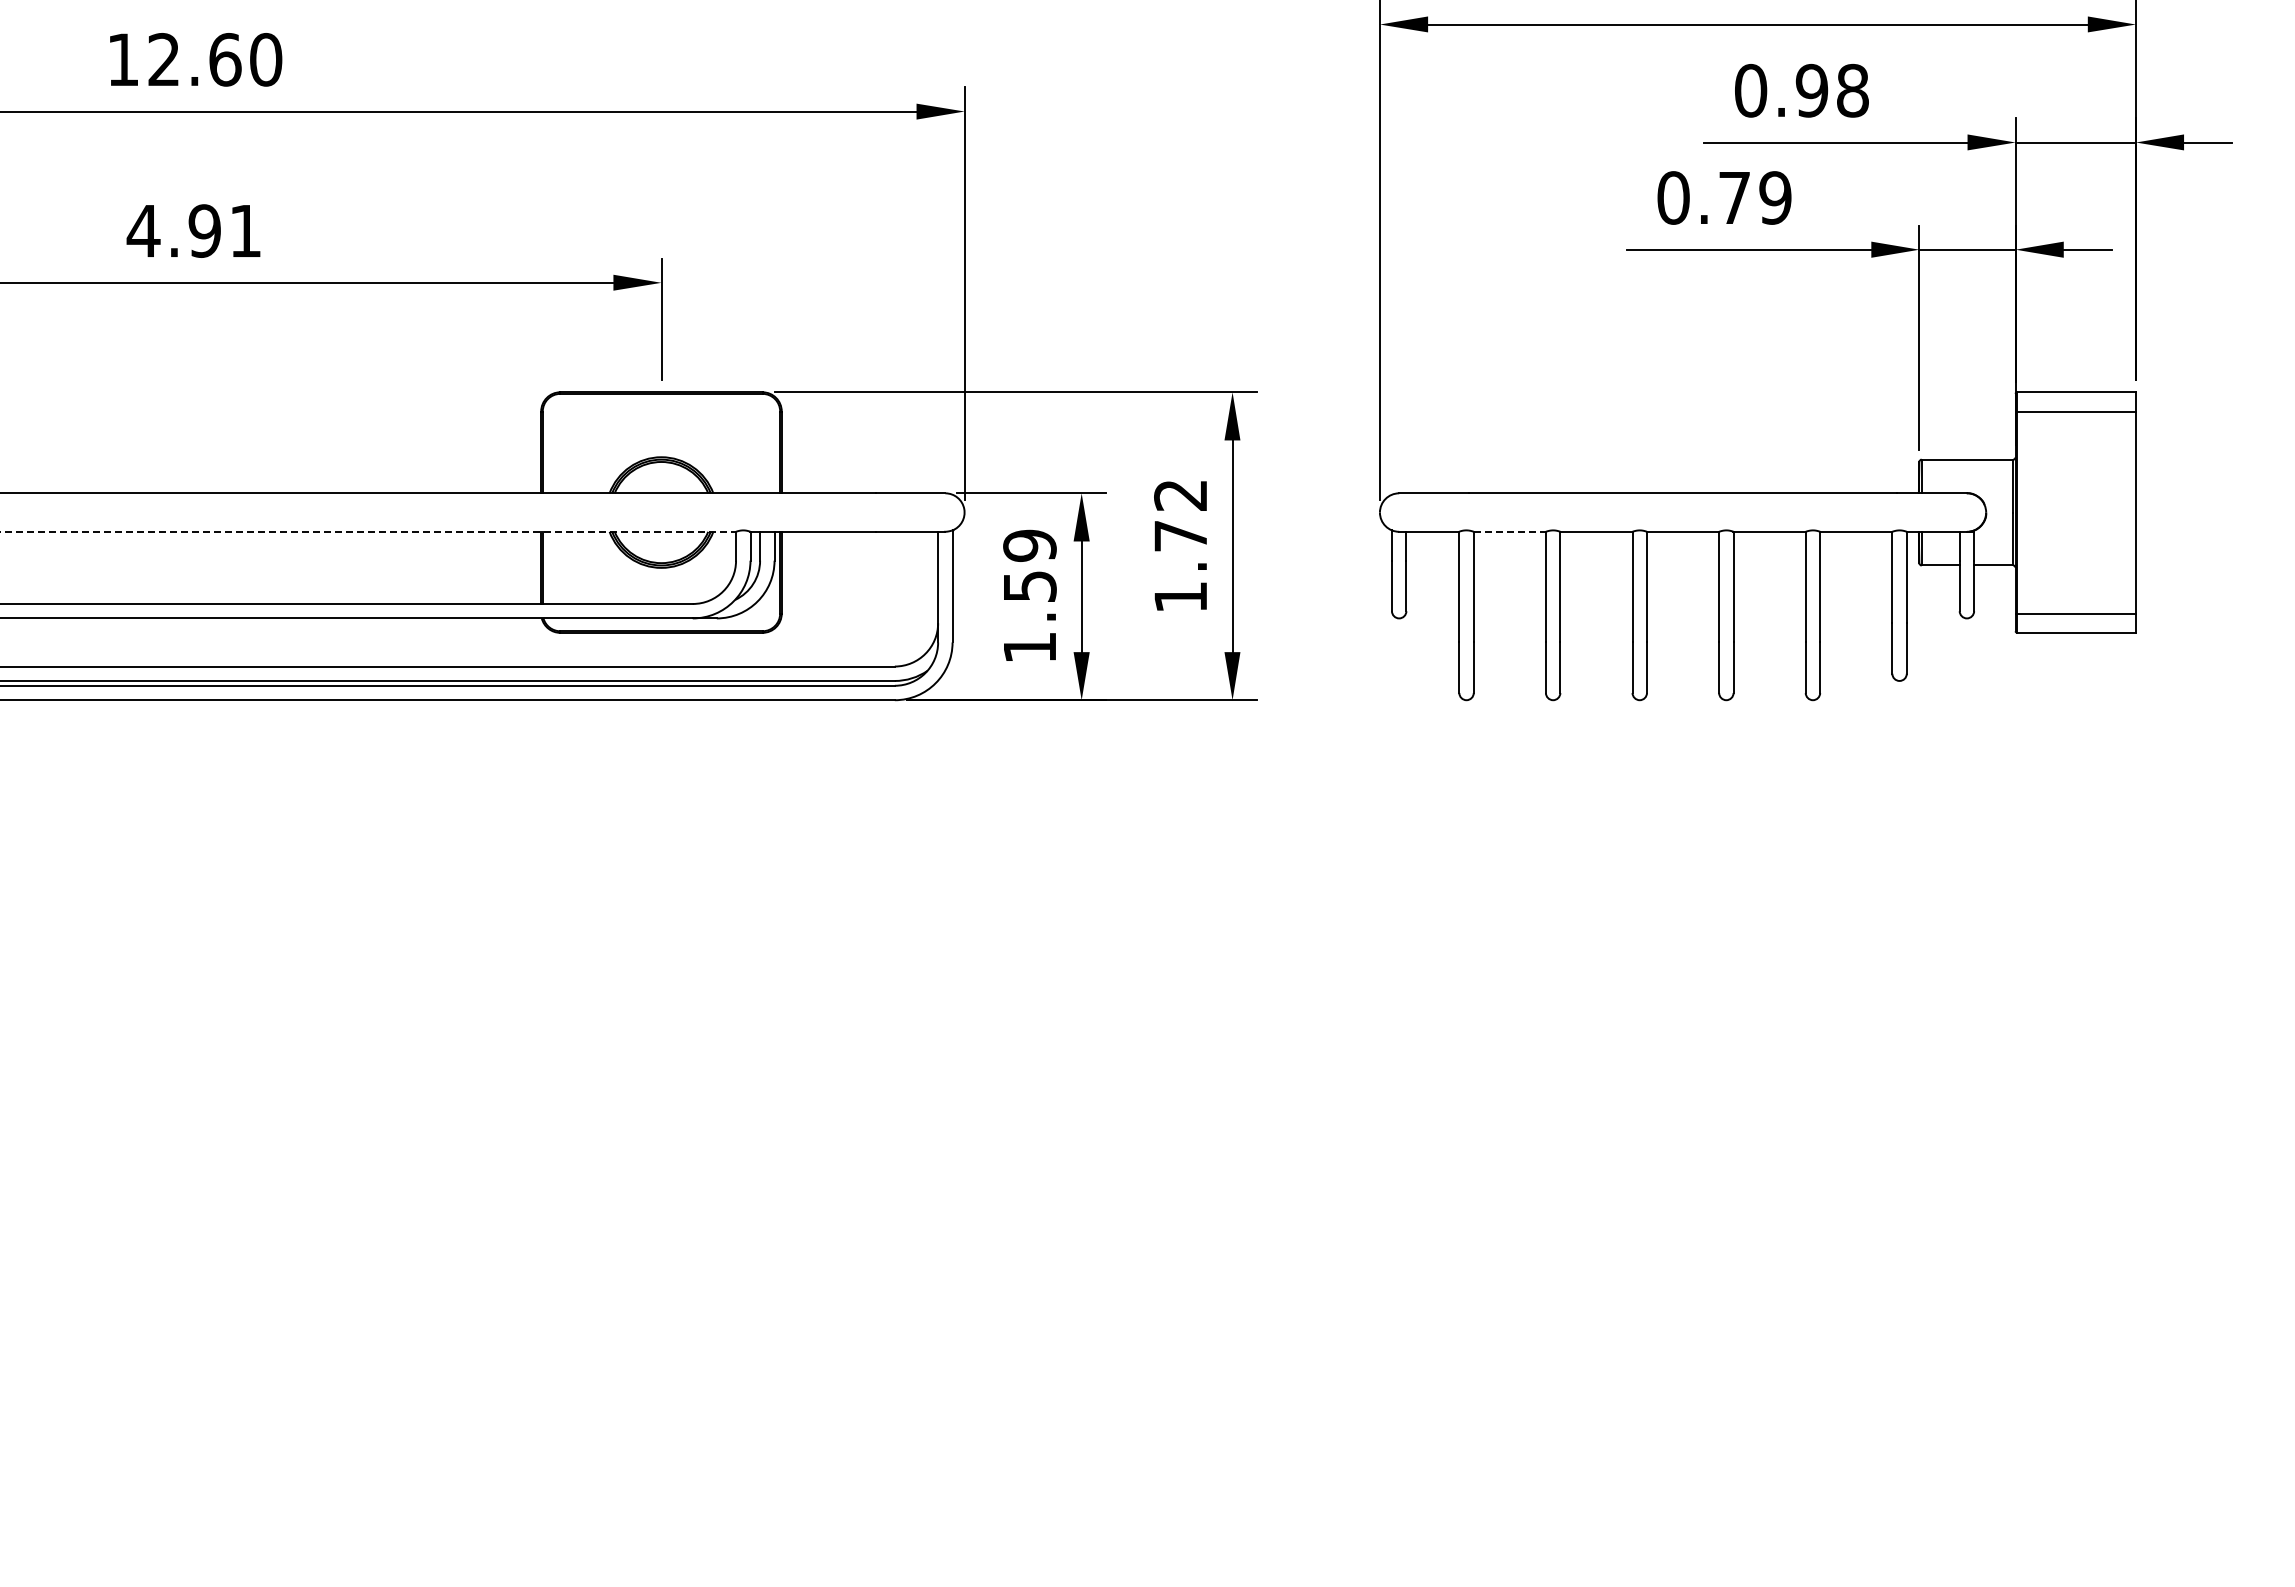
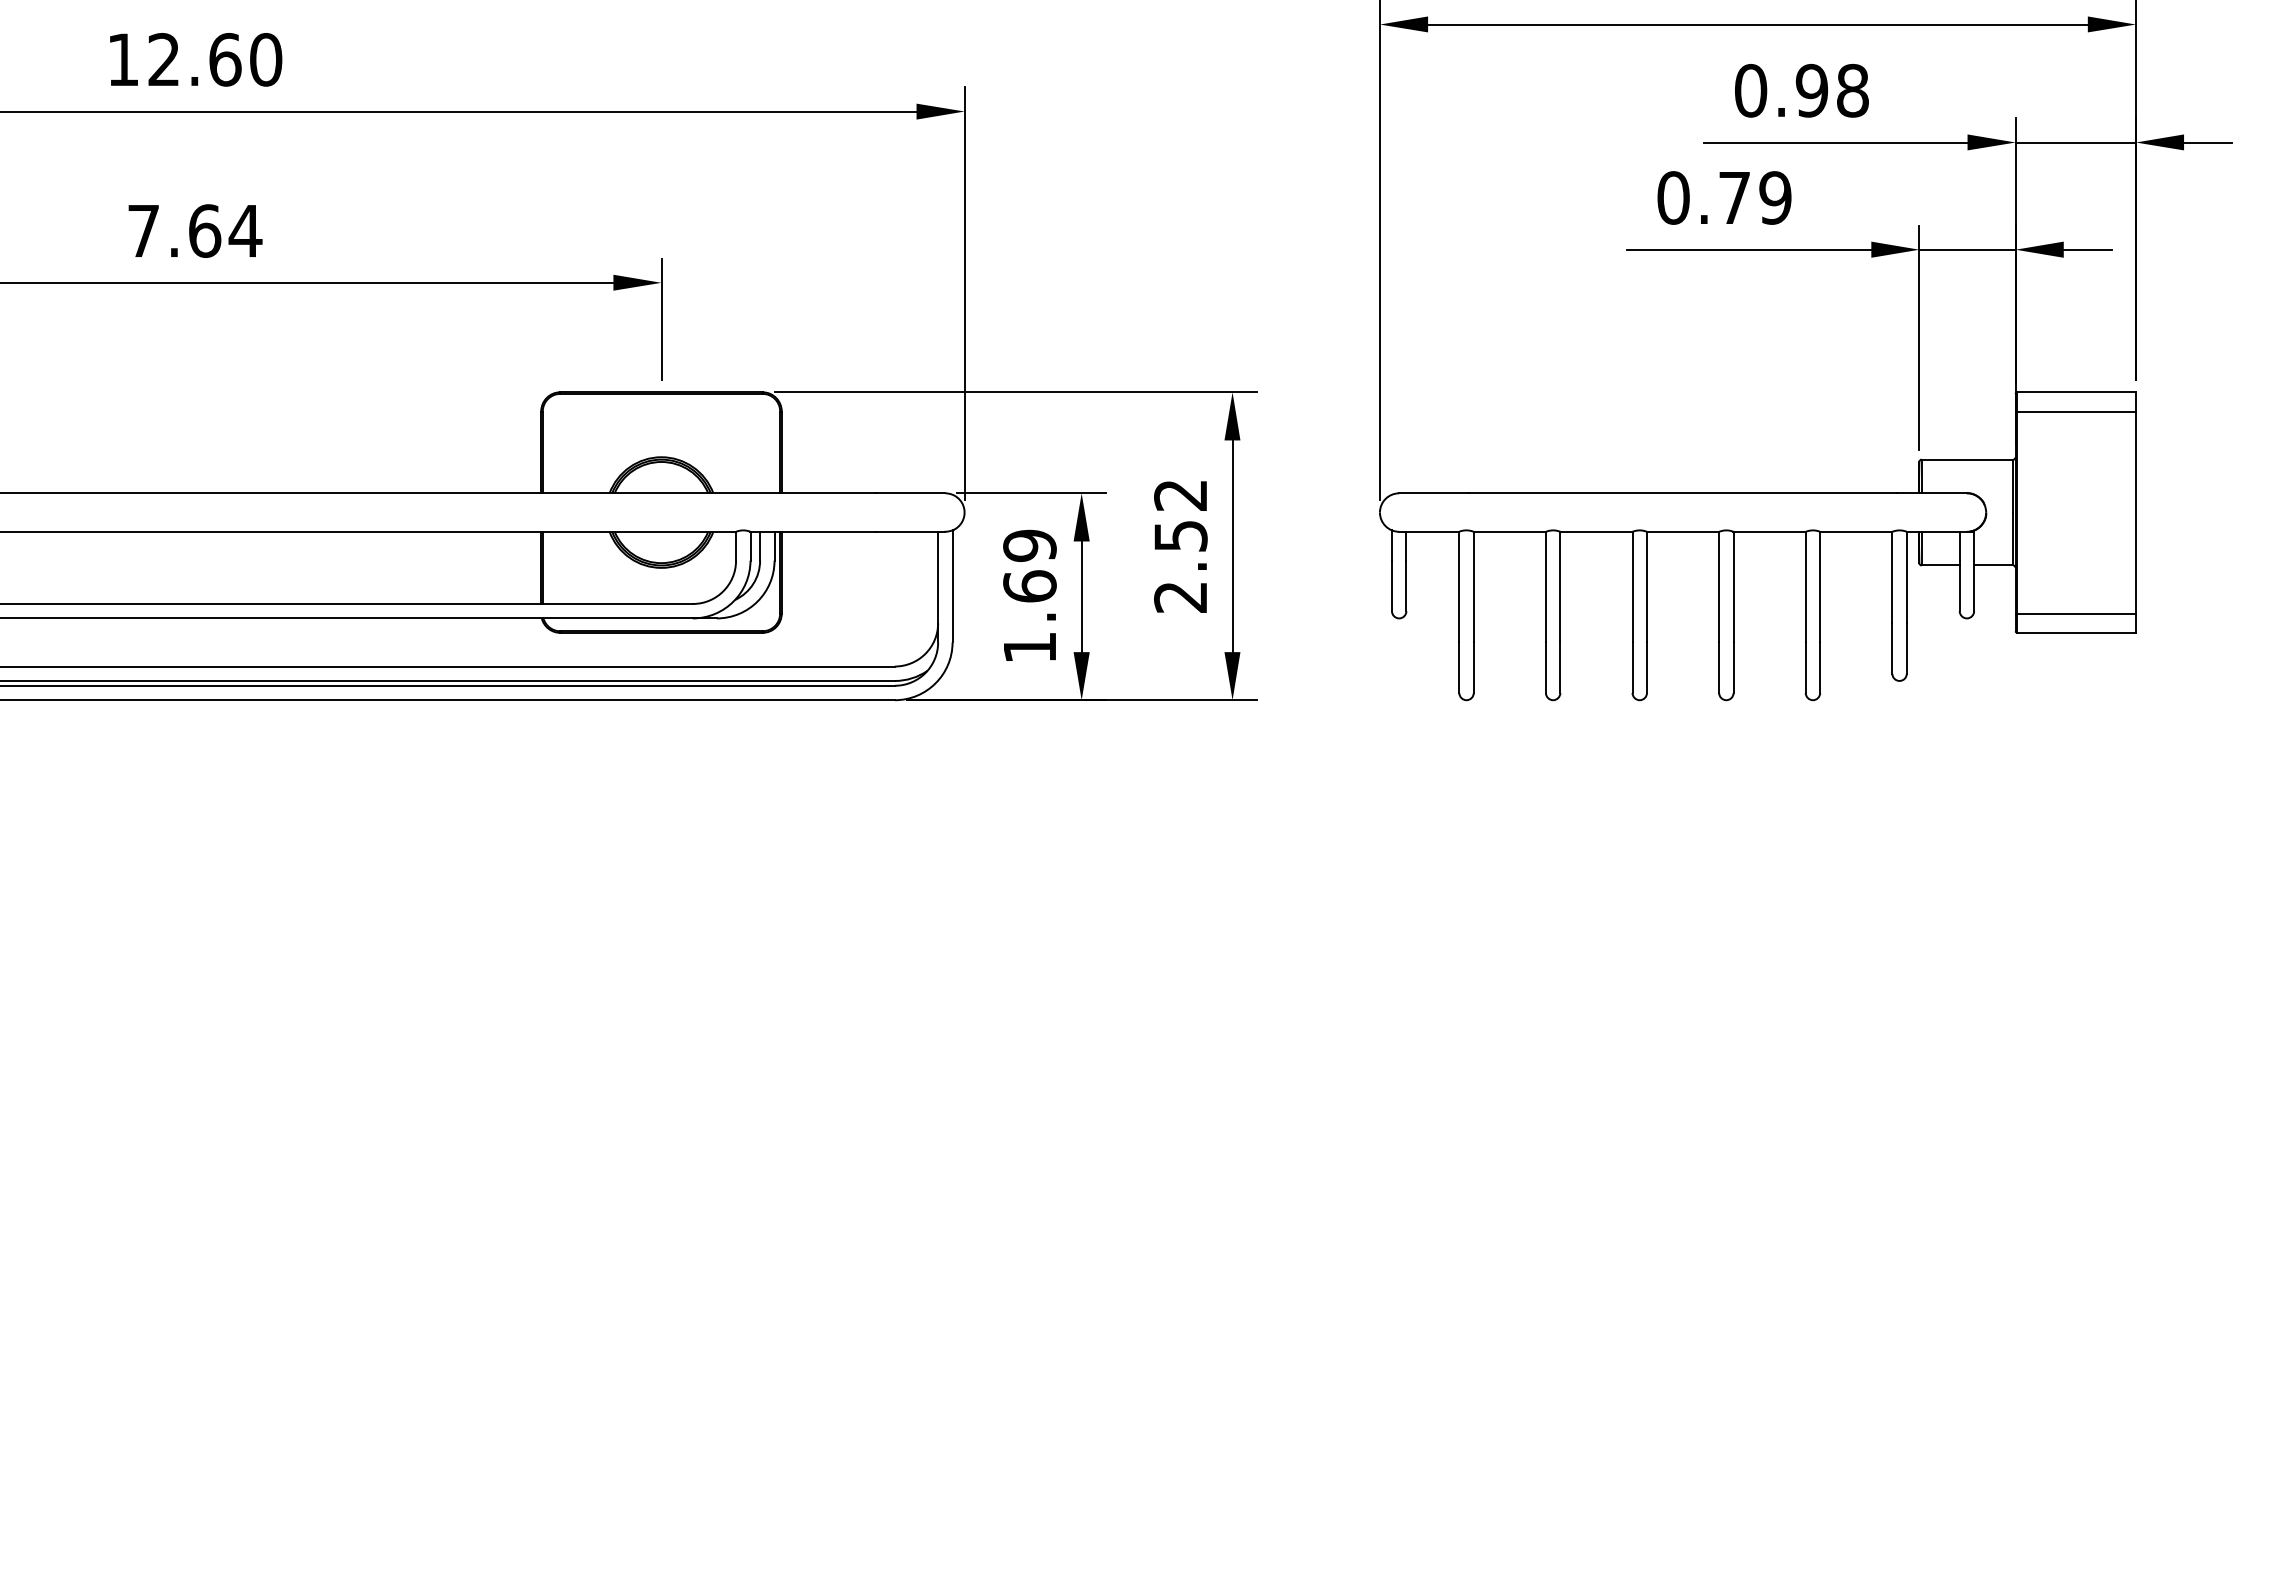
text: 4.91 -> 7.64 (194, 230)
line: dashed -> solid (368, 531)
line: dashed -> solid (1510, 531)
text: 1.72 -> 2.52 (1180, 566)
text: 1.59 -> 1.69 (1029, 586)
